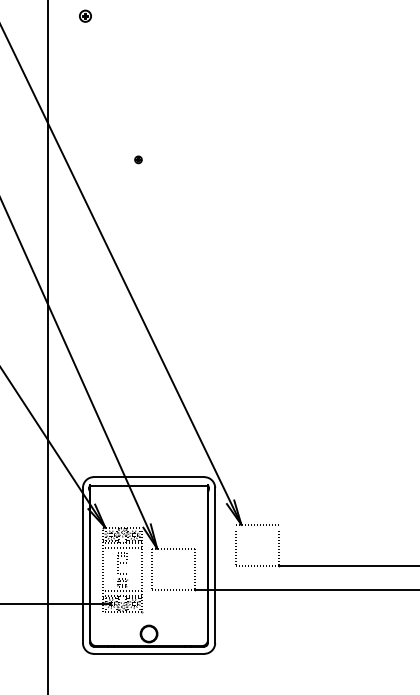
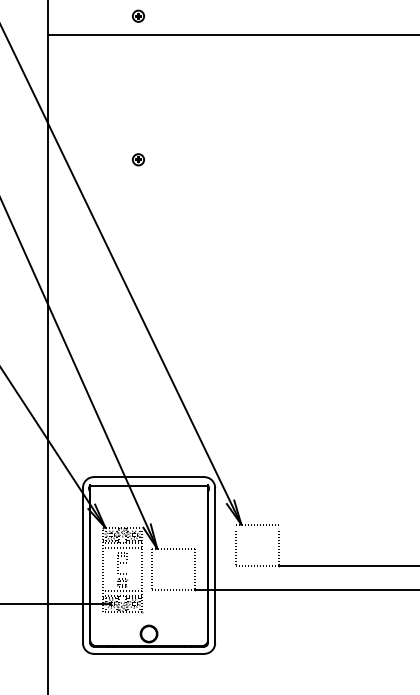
part position: (85, 15) -> (138, 15) (138, 15)
line: none -> present (232, 34)
part size: 9x10 px -> 13x14 px (138, 159)
